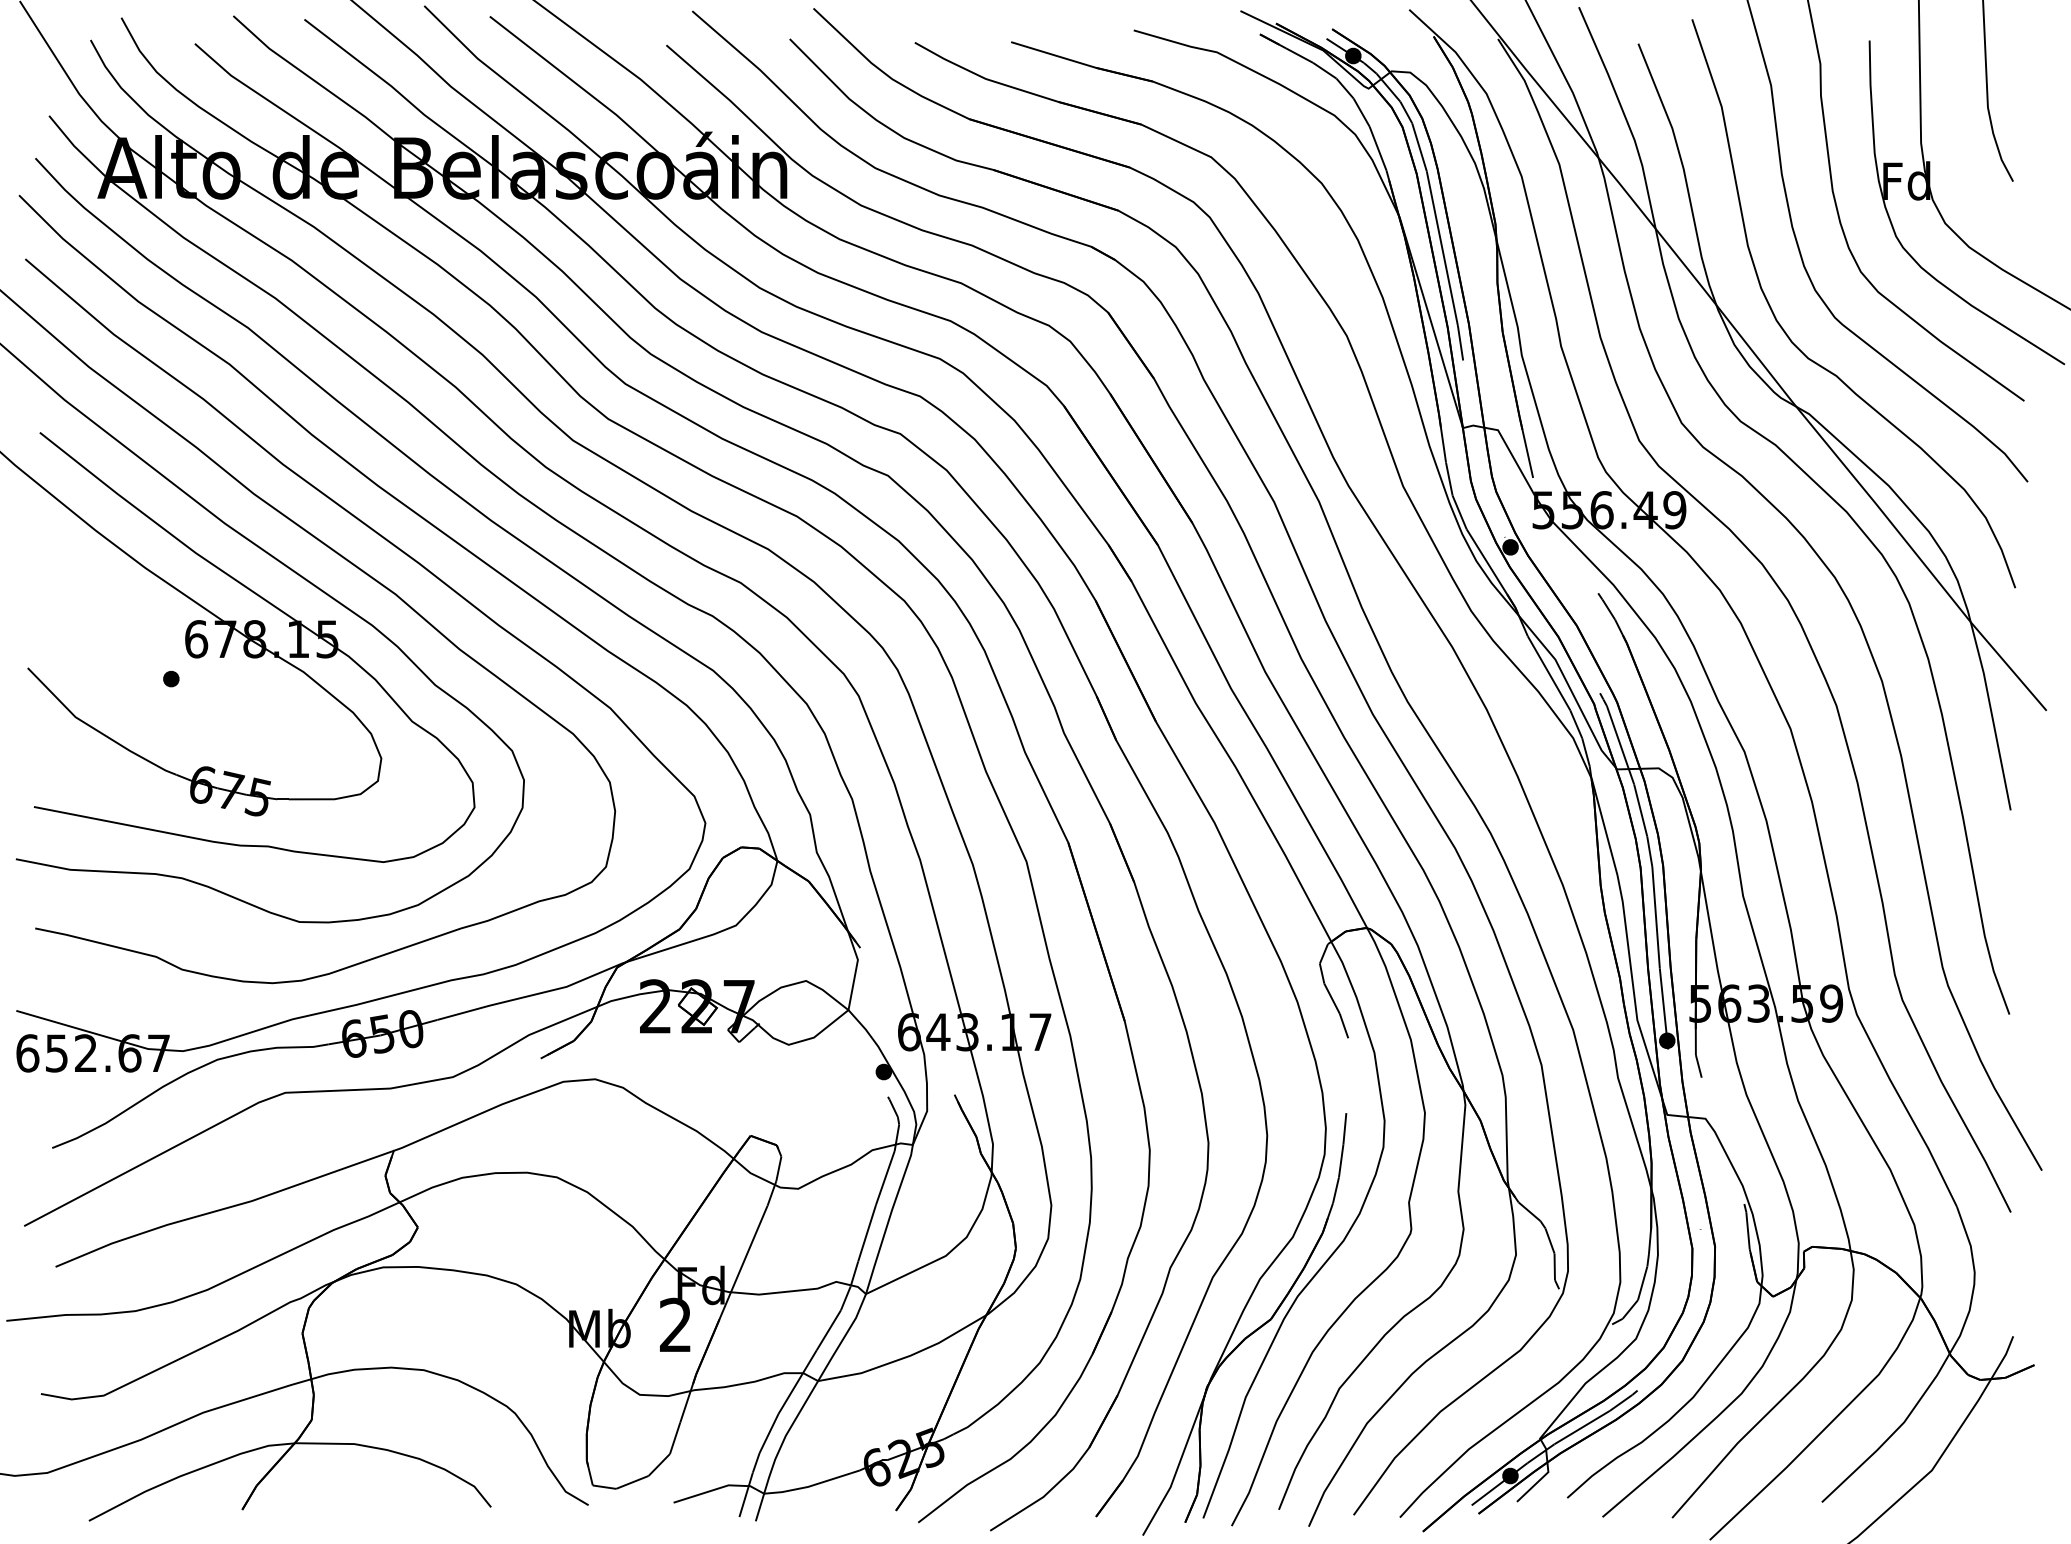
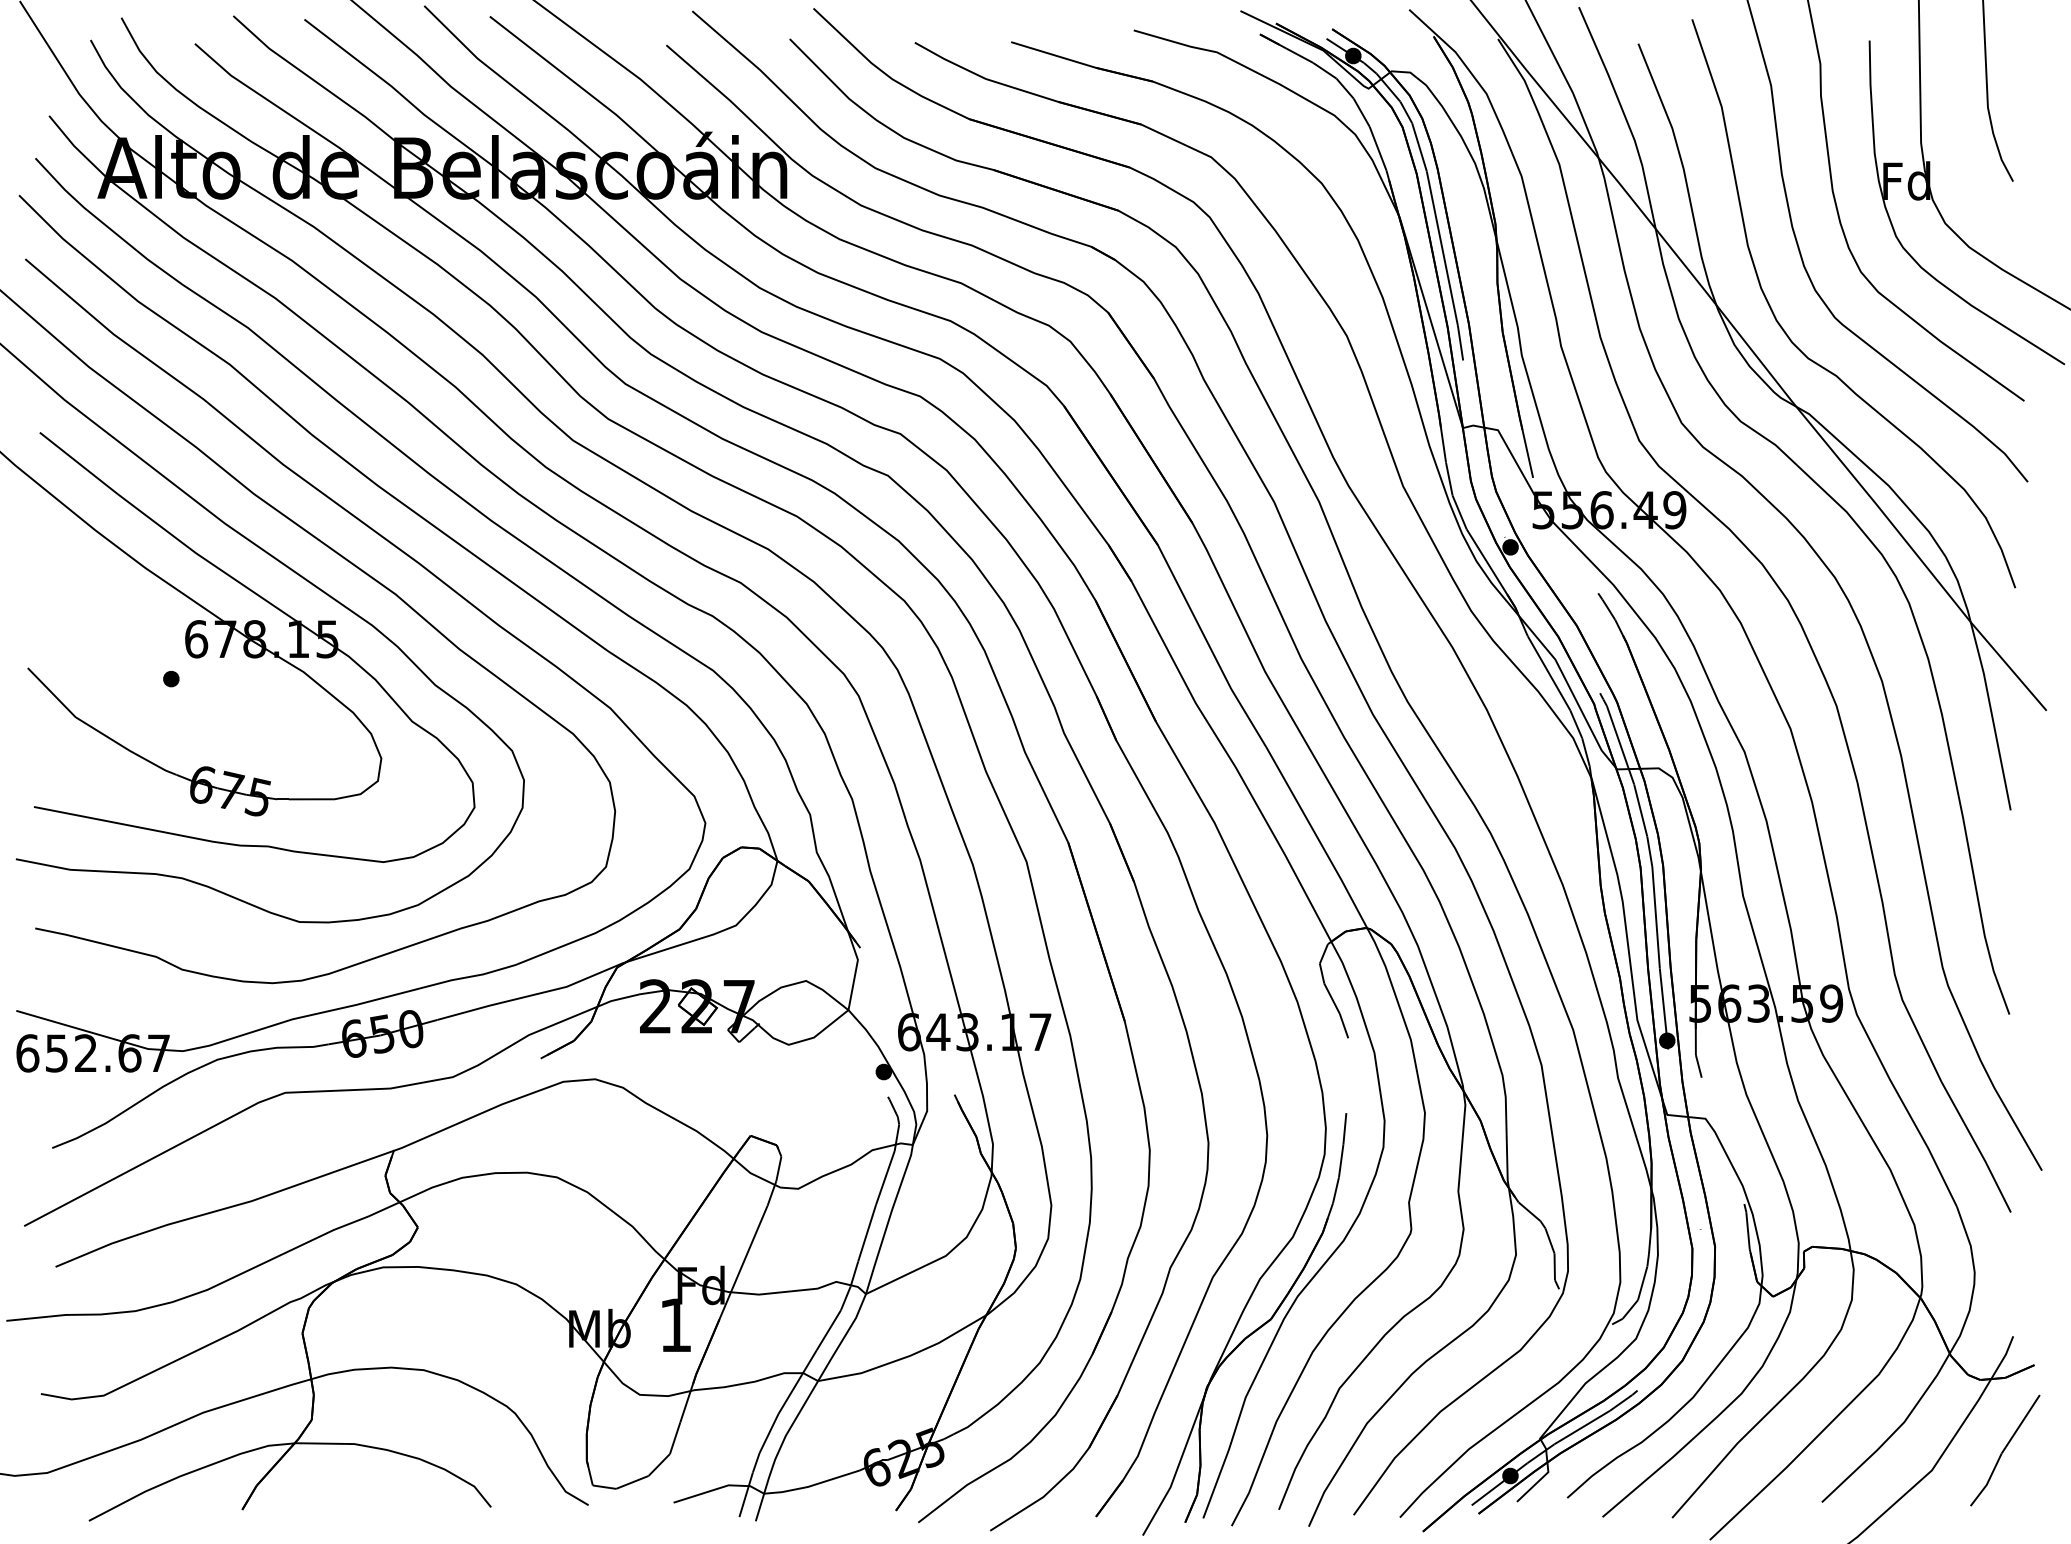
text: 2 -> 1 (675, 1324)
part: none -> present (2005, 1450)
